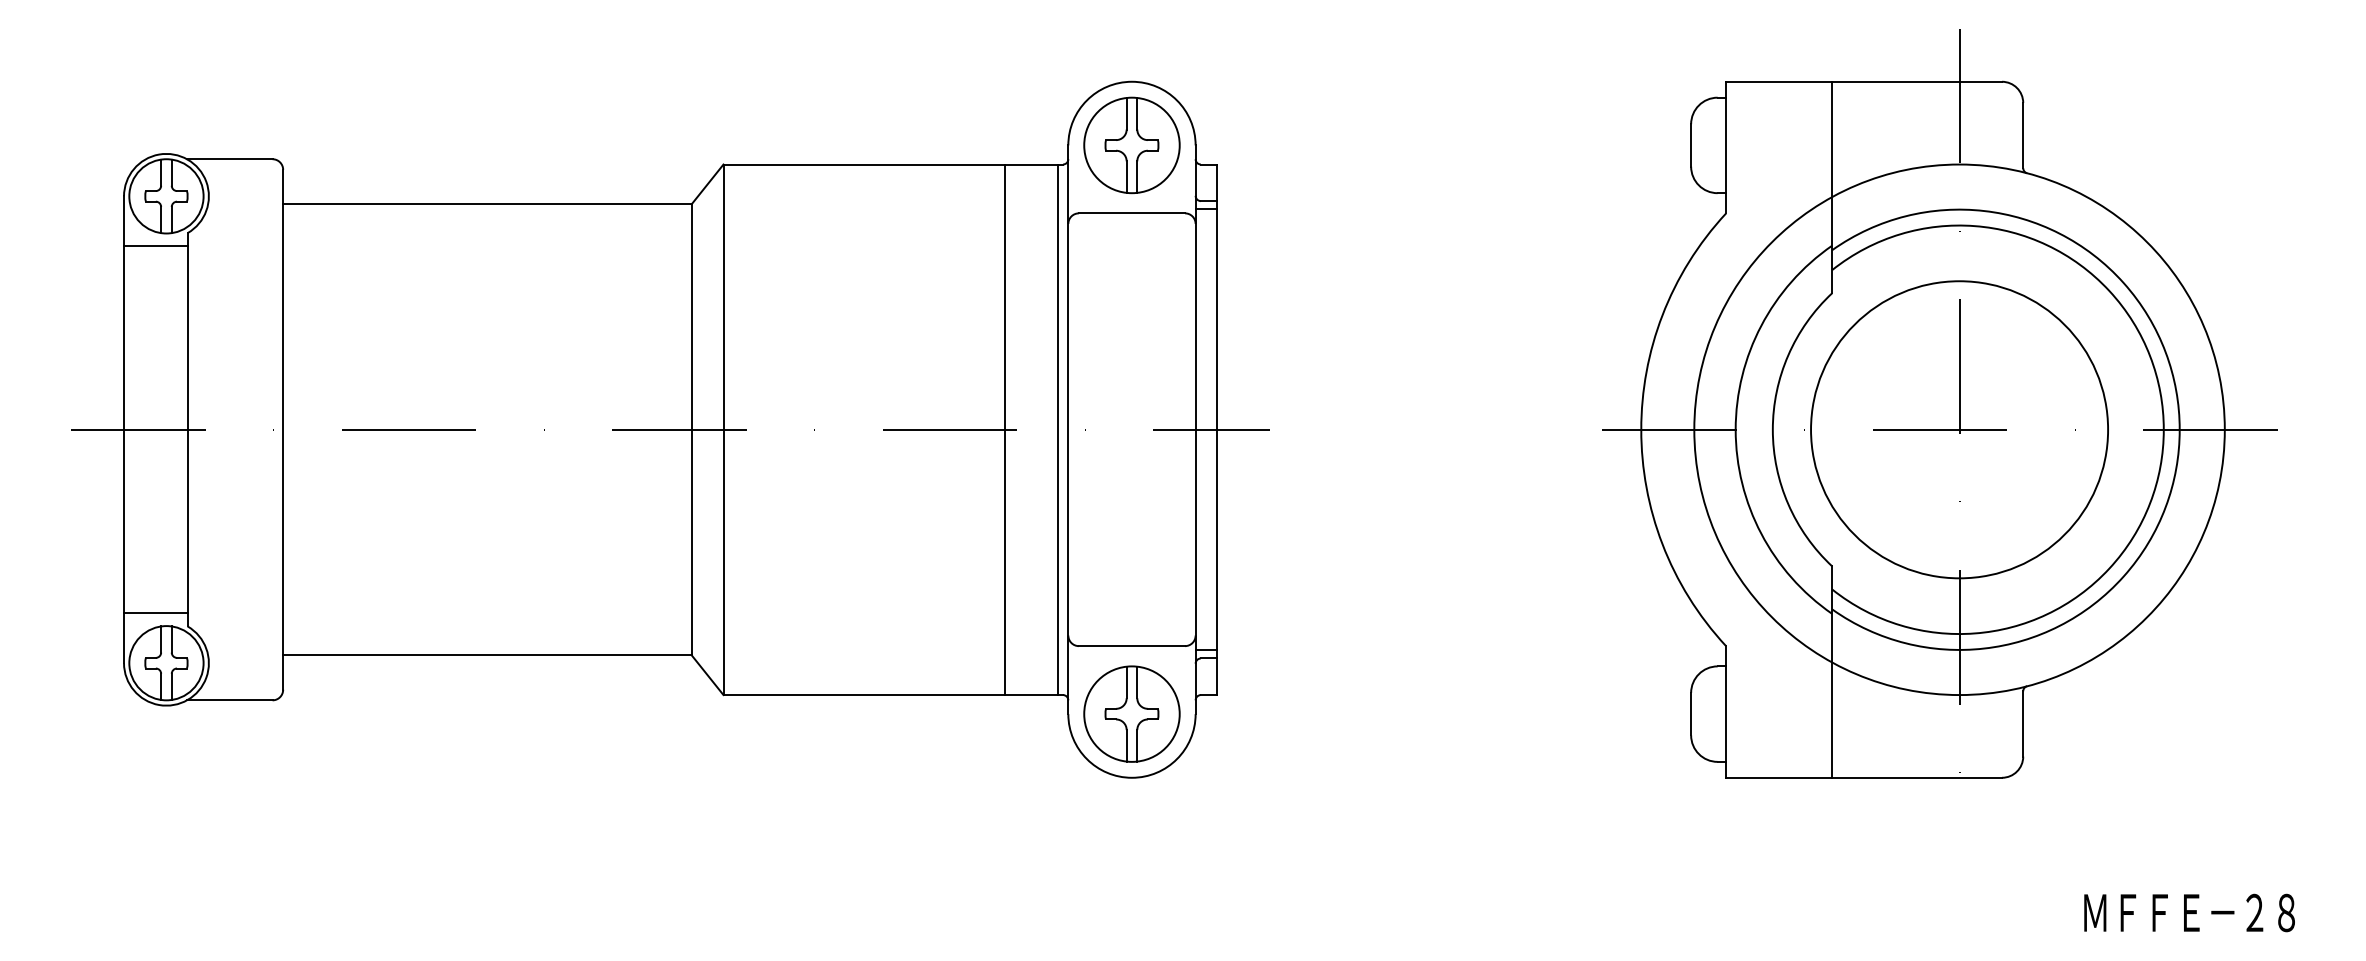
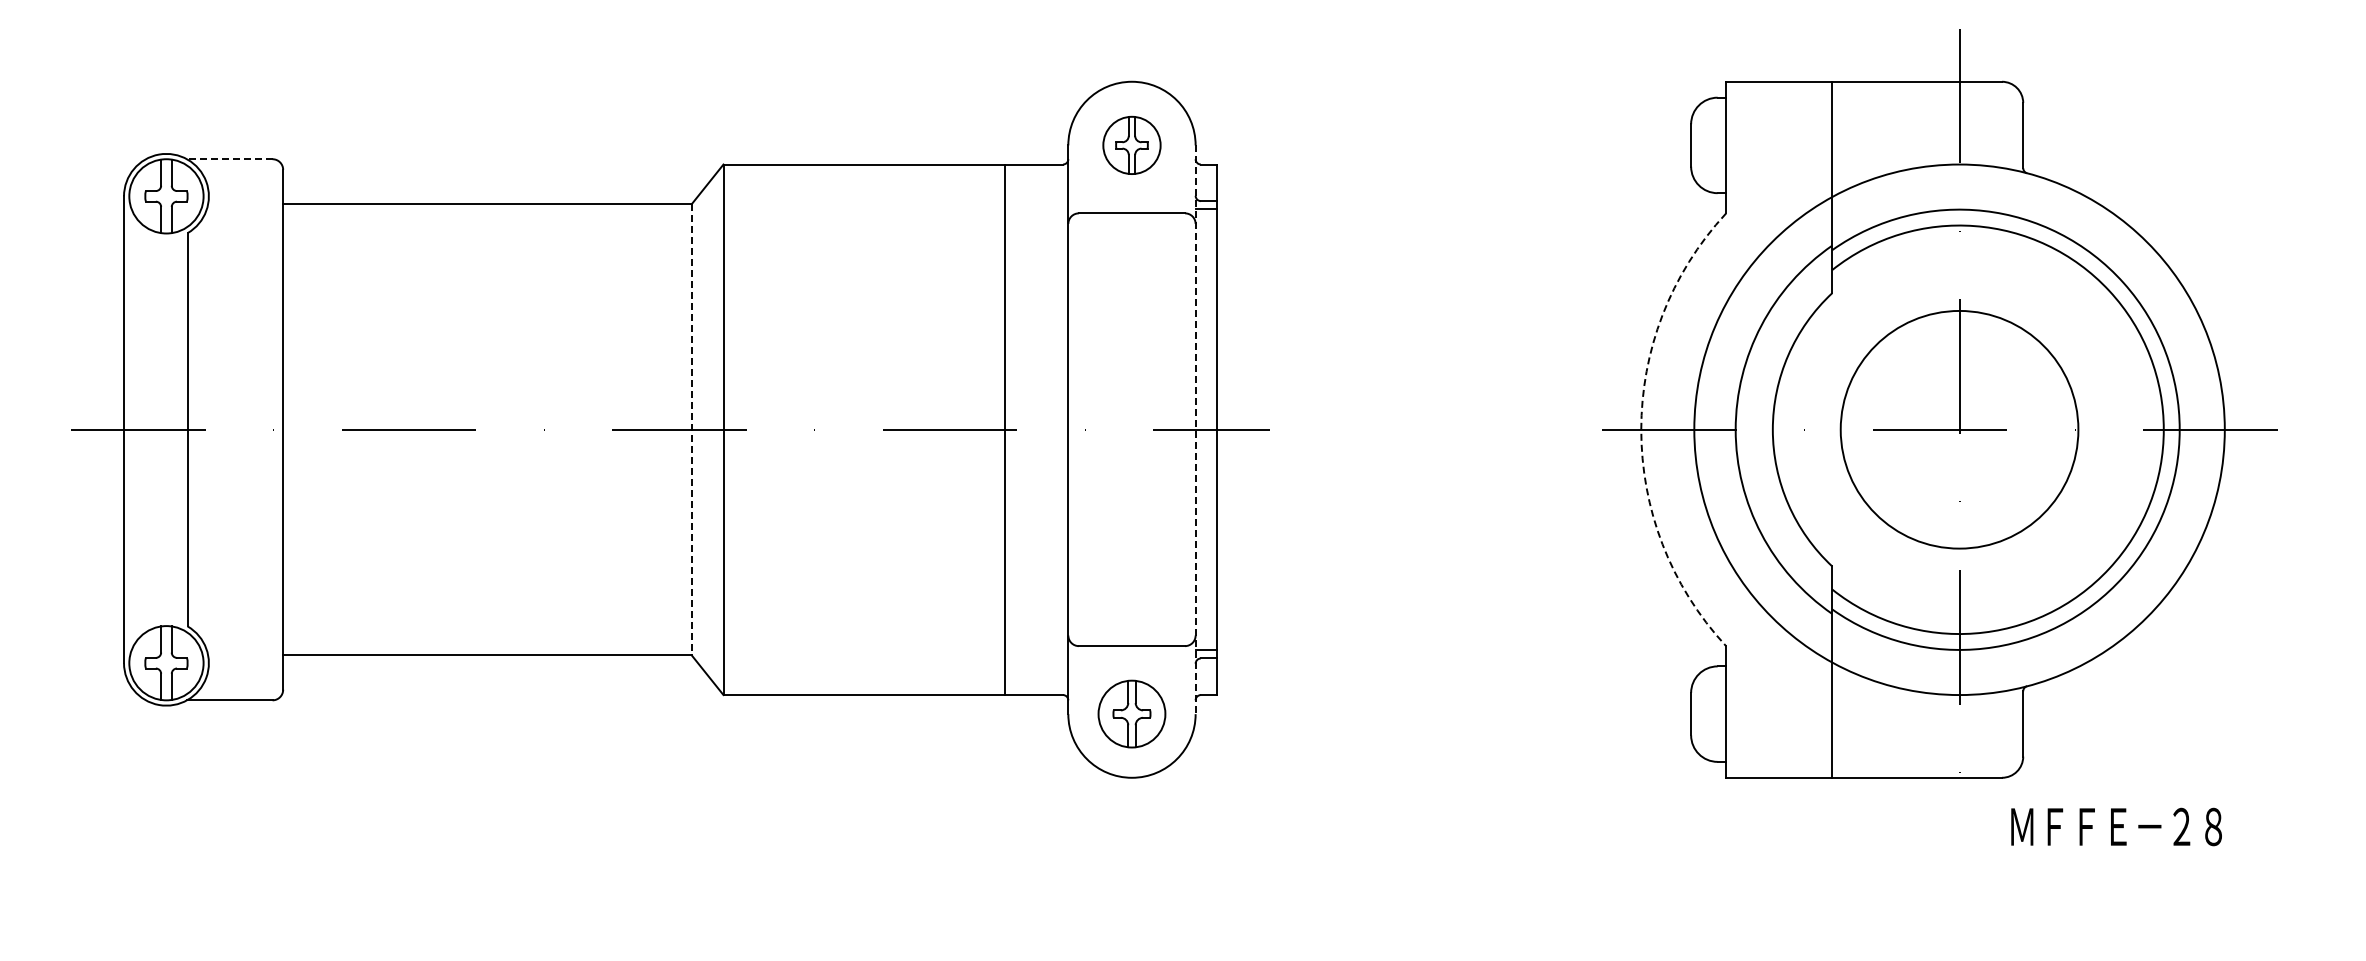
part size: 98x99 px -> 60x60 px (1131, 144)
line: solid -> dashed (229, 159)
line: present -> none (155, 246)
line: present -> none (1057, 429)
arc: solid -> dashed (1641, 429)
circle diameter: 297 px -> 238 px (1959, 429)
line: solid -> dashed (691, 430)
line: solid -> dashed (1195, 430)
line: present -> none (155, 613)
part size: 98x98 px -> 70x70 px (1131, 713)
text position: (2189, 912) -> (2116, 826) (2116, 826)
